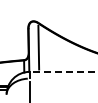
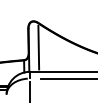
line: dashed -> solid (63, 71)
line: none -> present (67, 78)
